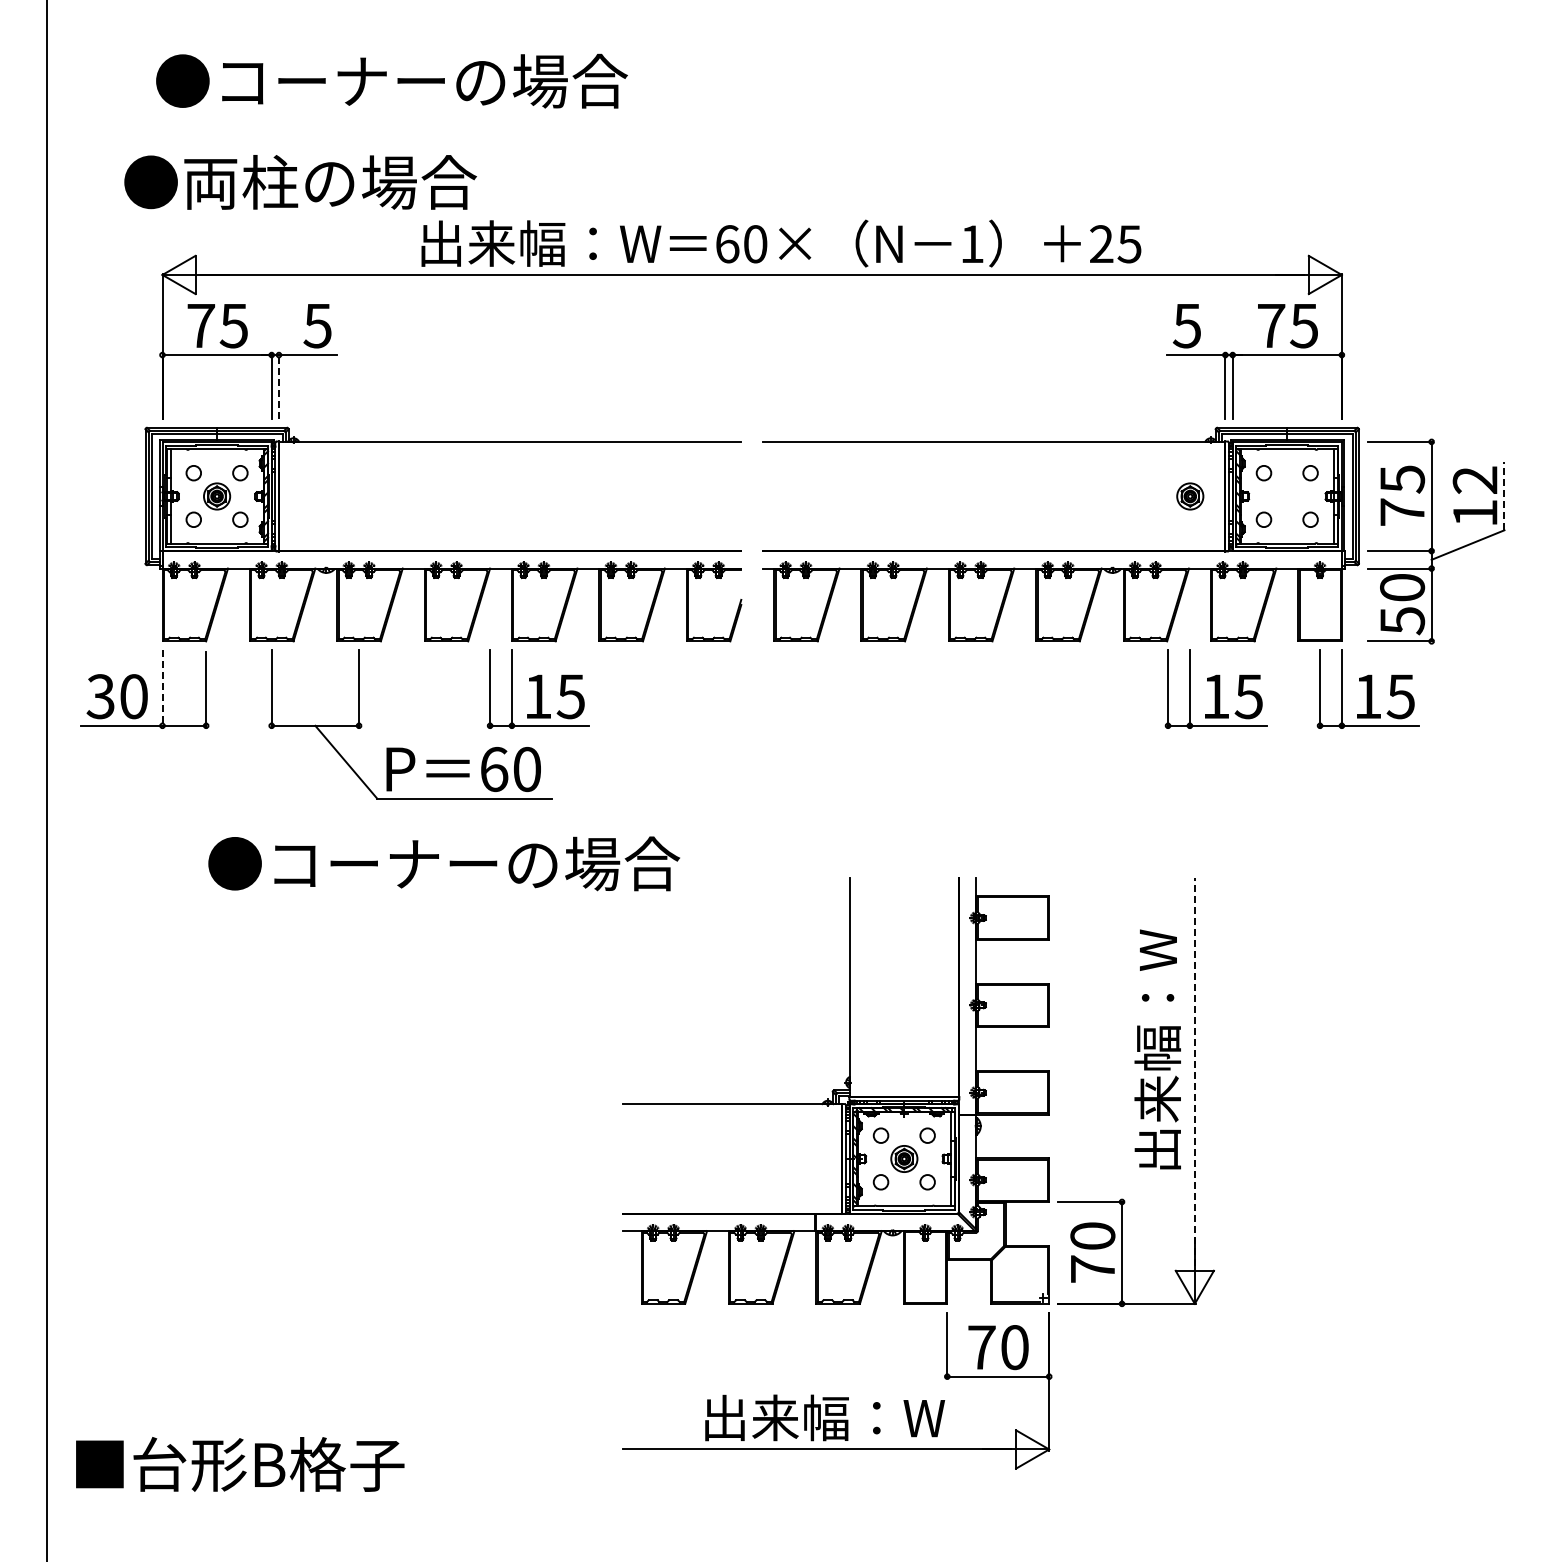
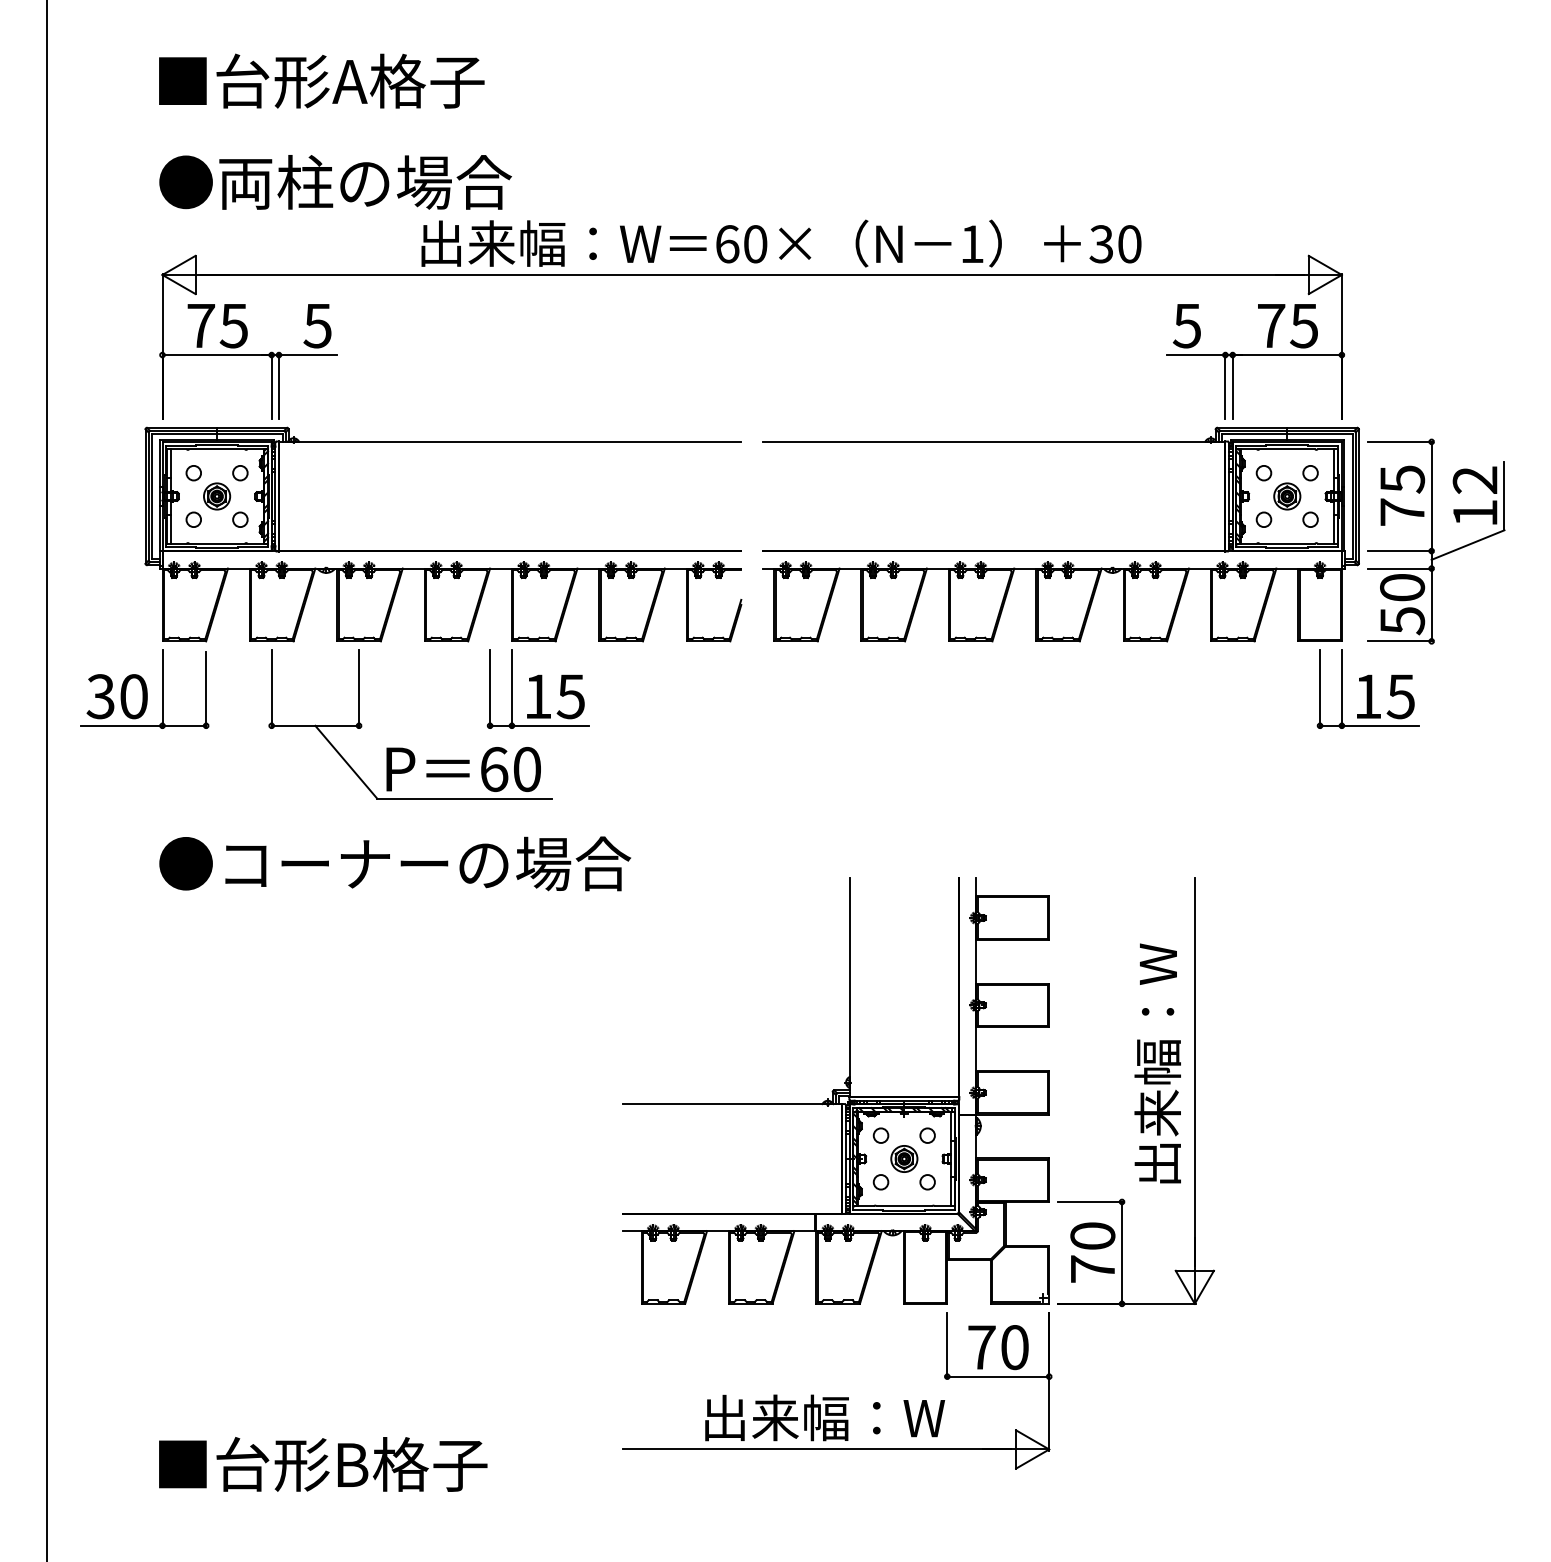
text: ●コーナーの場合 -> ■台形A格子 (391, 80)
text position: (300, 182) -> (335, 182) (335, 182)
text: 25 -> 30 (1115, 244)
line: dashed -> solid (278, 386)
line: dashed -> solid (1504, 495)
part position: (1190, 496) -> (1287, 496) (1287, 496)
line: dashed -> solid (162, 688)
part: present -> none (1215, 688)
text position: (444, 863) -> (395, 863) (395, 863)
text position: (1157, 1049) -> (1157, 1063) (1157, 1063)
line: dashed -> solid (1194, 1071)
text position: (240, 1464) -> (323, 1464) (323, 1464)
